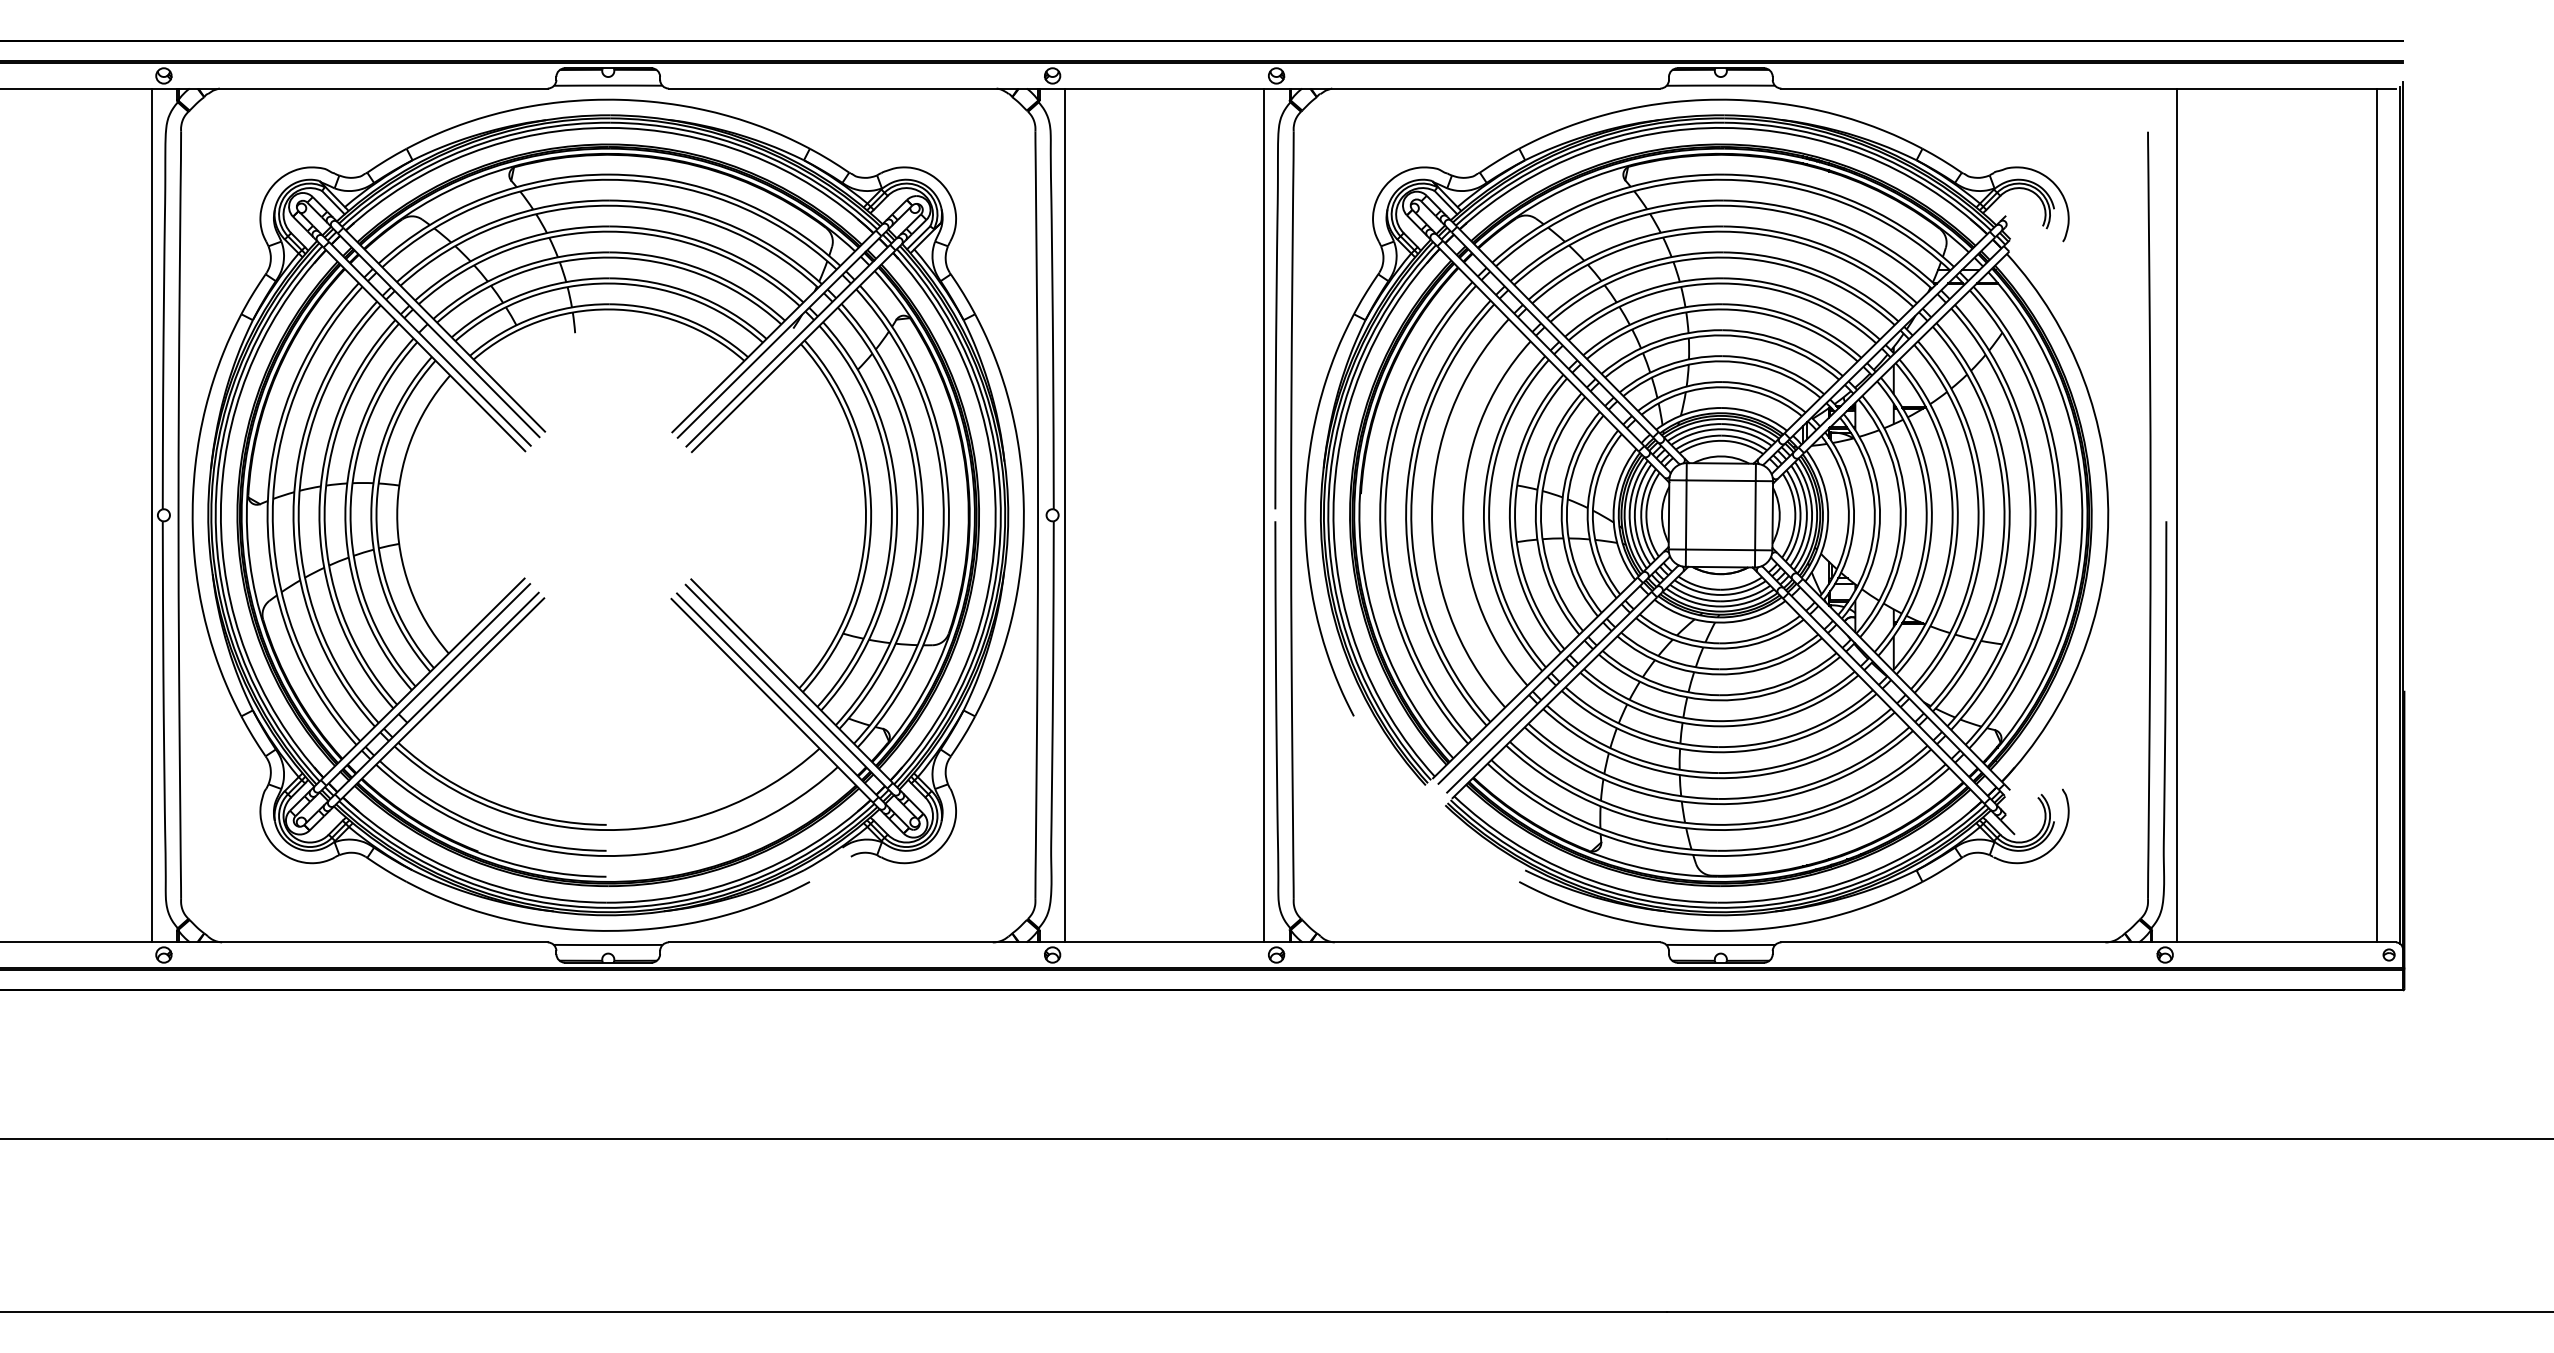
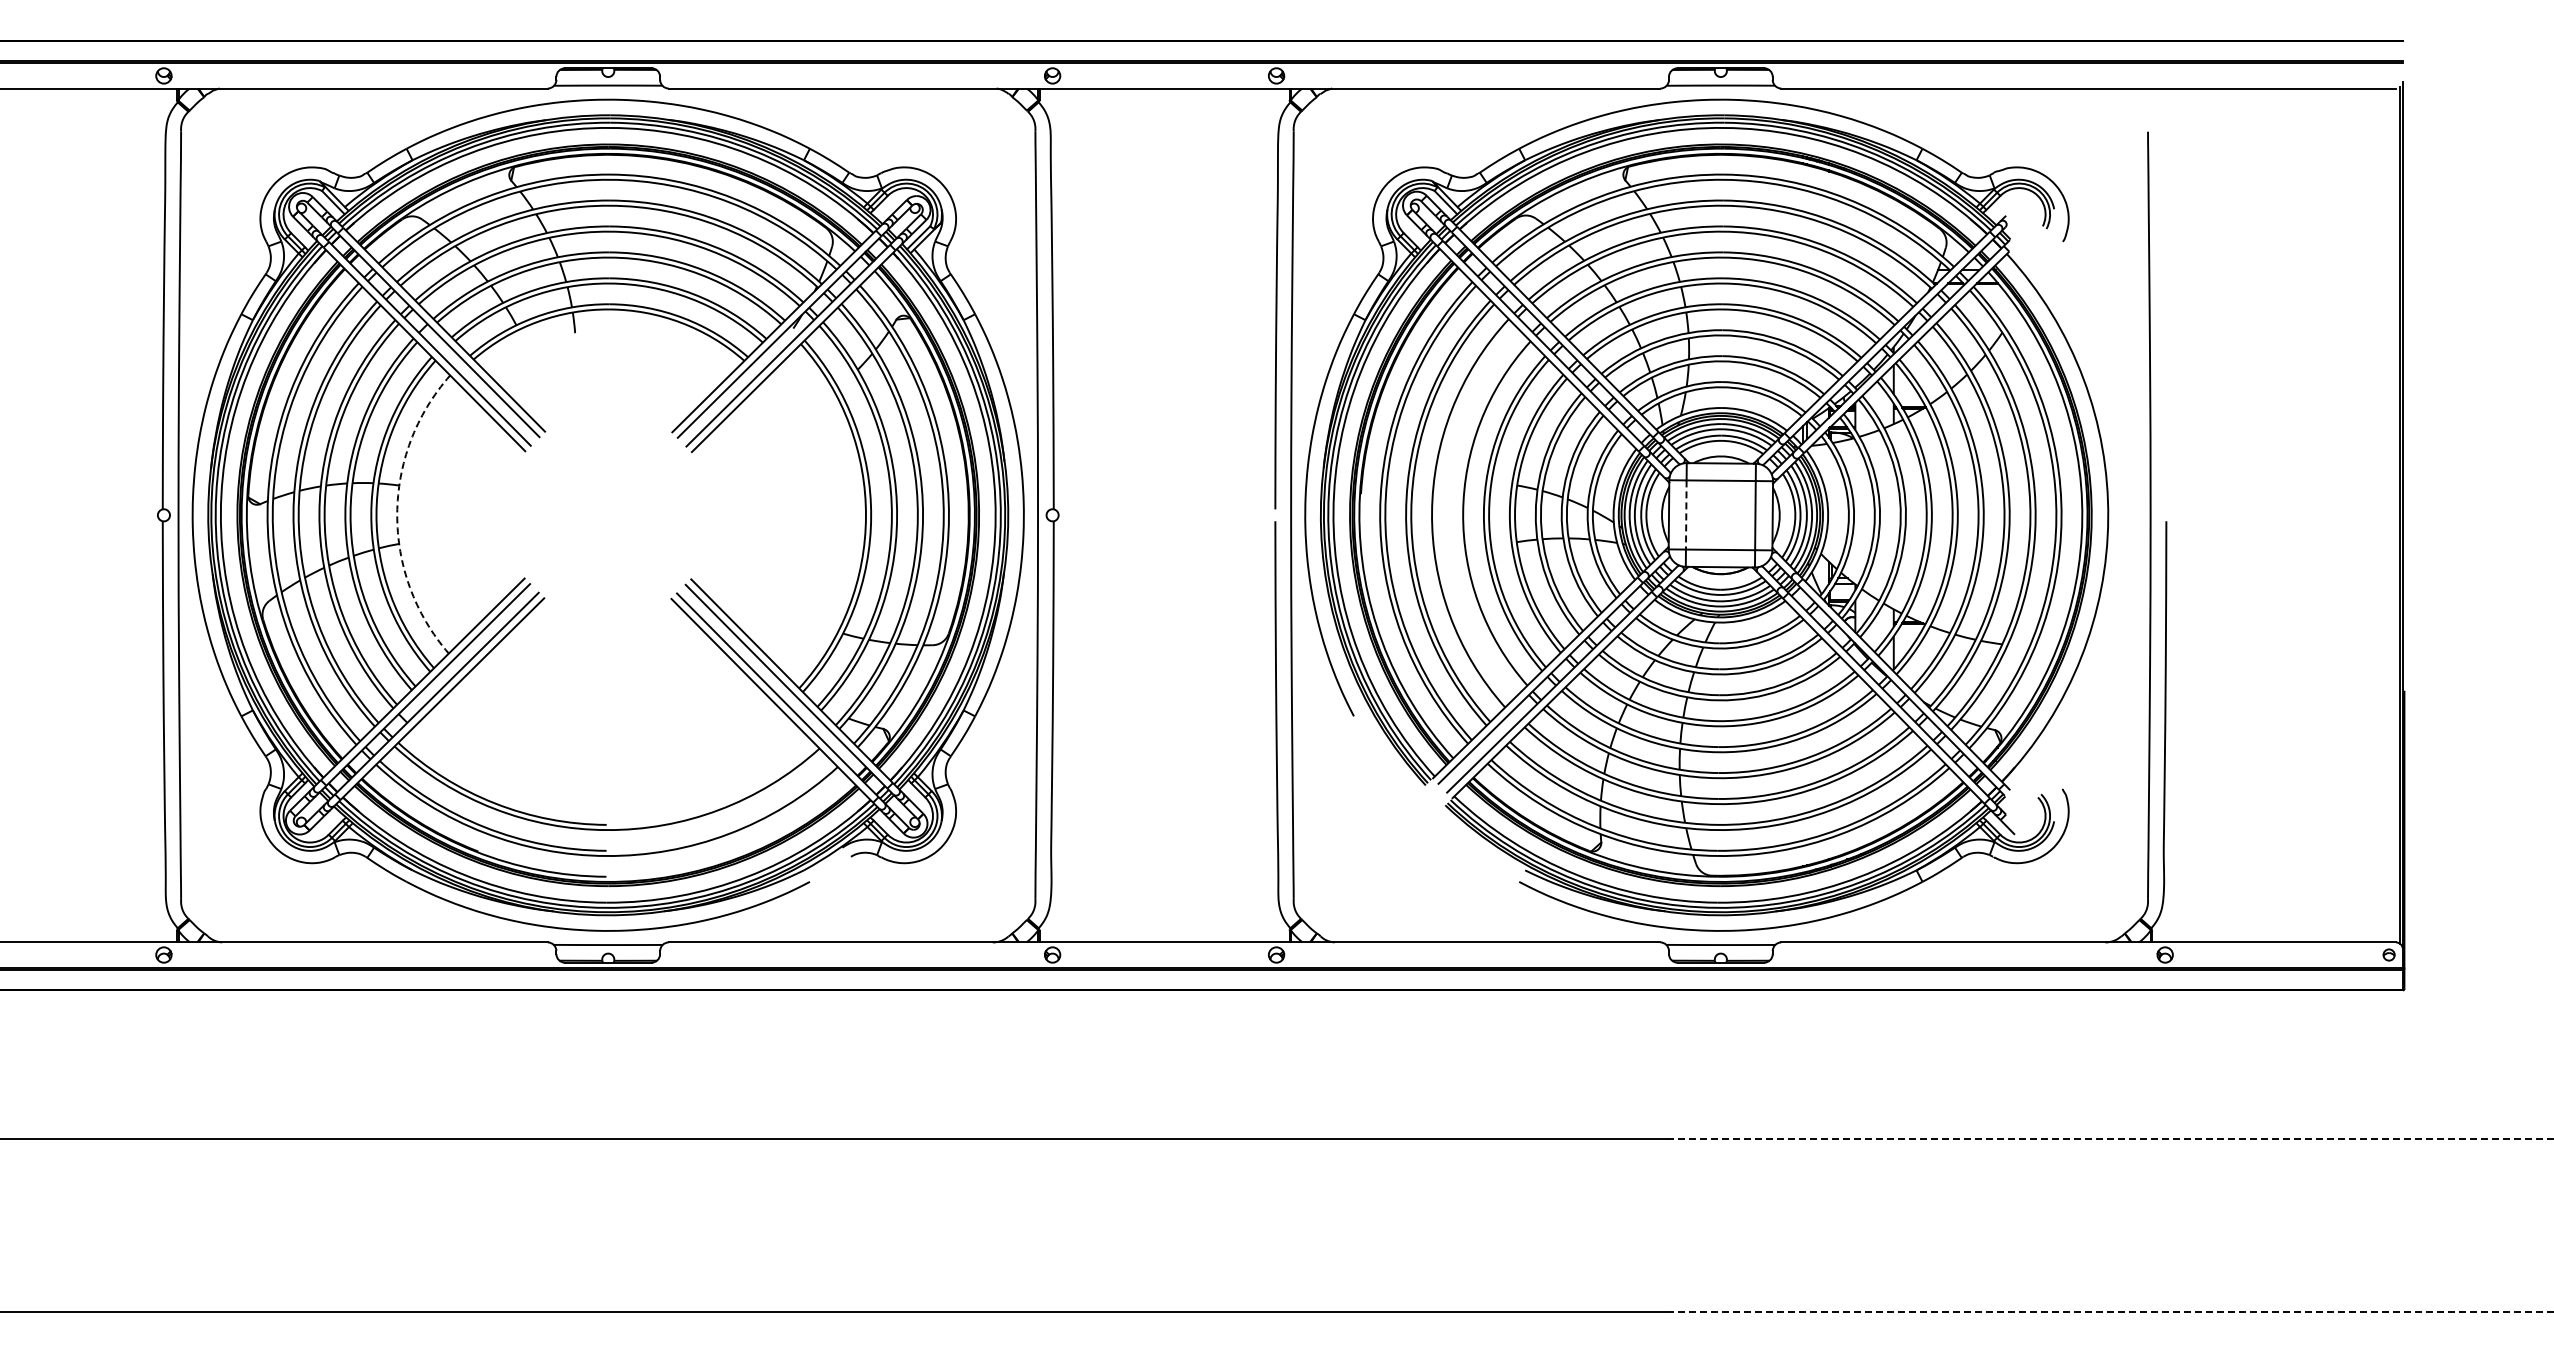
arc: solid -> dashed (397, 514)
line: solid -> dashed (1686, 514)
line: present -> none (151, 515)
line: present -> none (1064, 515)
line: present -> none (1264, 515)
line: present -> none (2177, 515)
line: present -> none (2377, 515)
line: solid -> dashed (2110, 1139)
line: solid -> dashed (2110, 1312)
